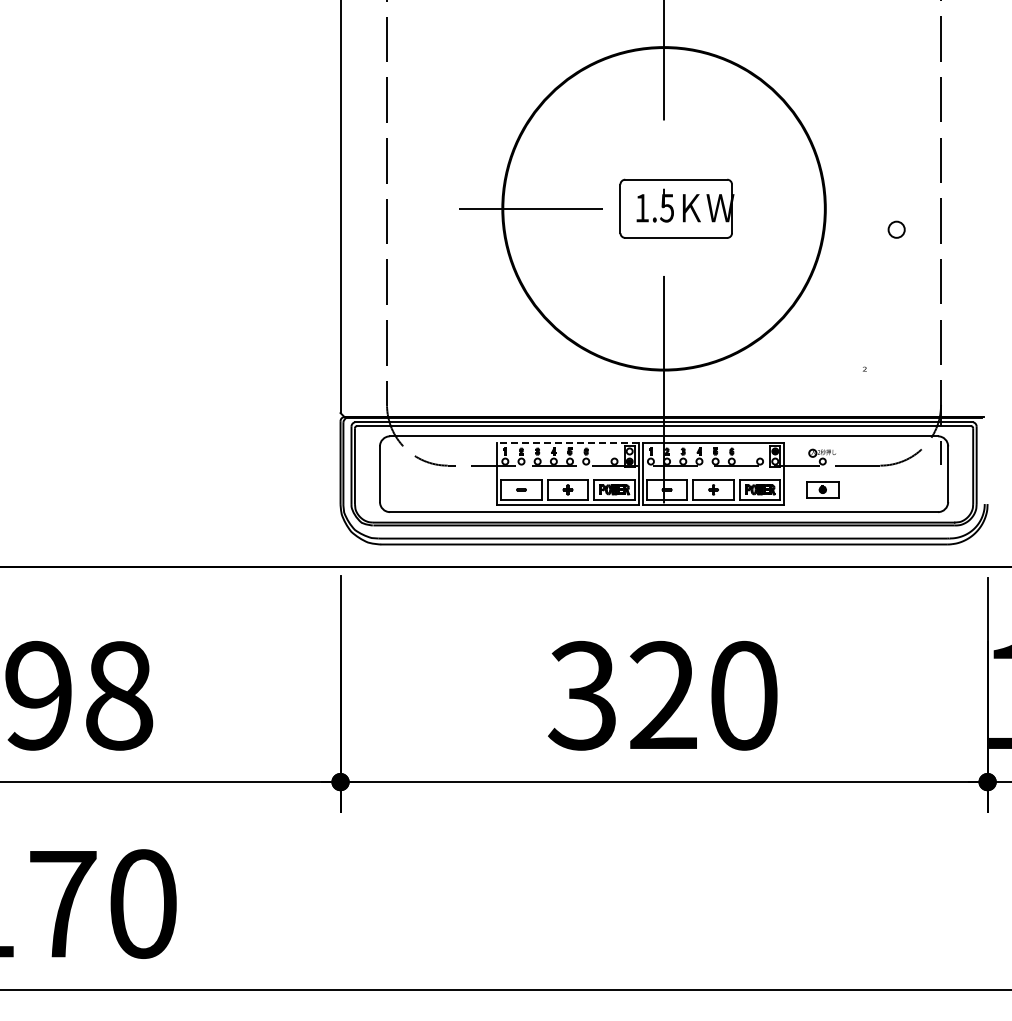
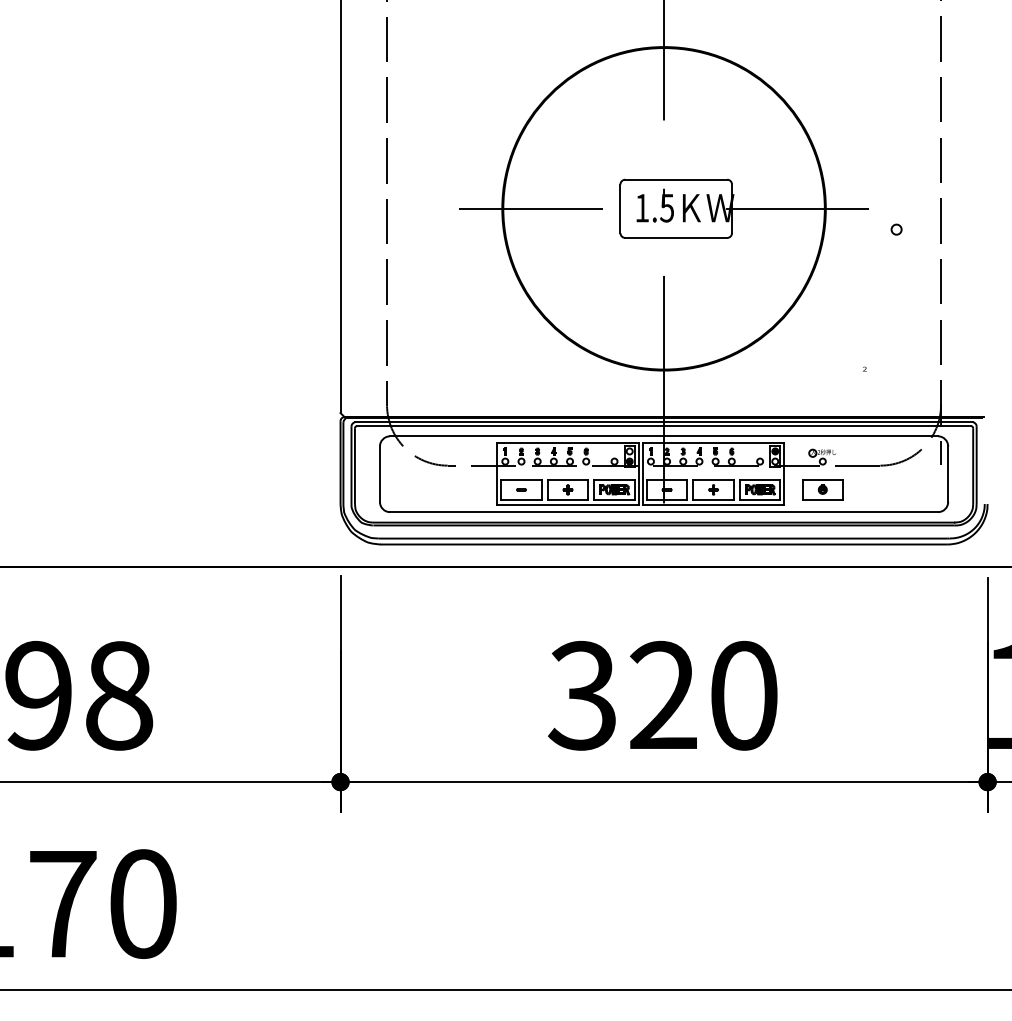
line: none -> present (796, 209)
circle size: 19x19 px -> 13x13 px (896, 229)
line: dashed -> solid (568, 442)
part size: 34x18 px -> 42x22 px (822, 489)
